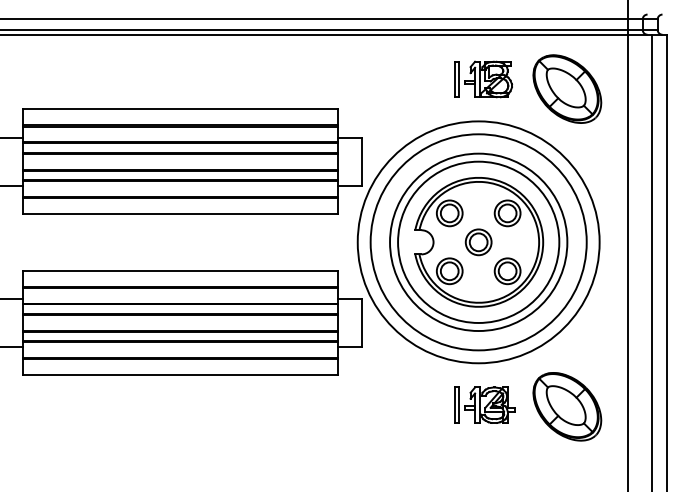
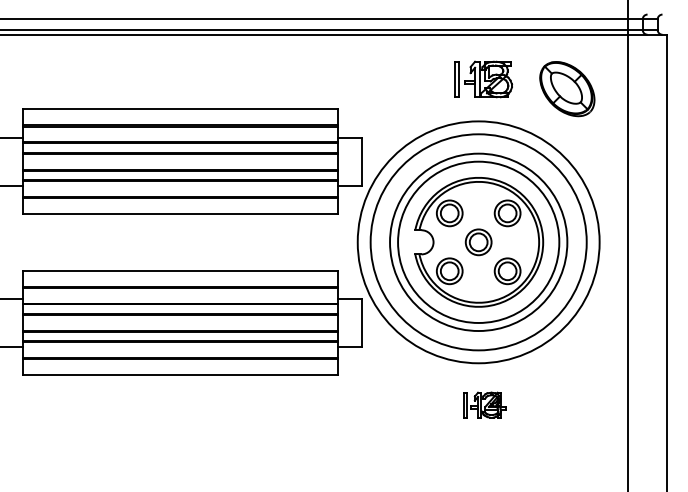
part size: 71x70 px -> 57x57 px (567, 89)
line: present -> none (652, 261)
part size: 62x38 px -> 44x28 px (484, 404)
part: present -> none (567, 406)
